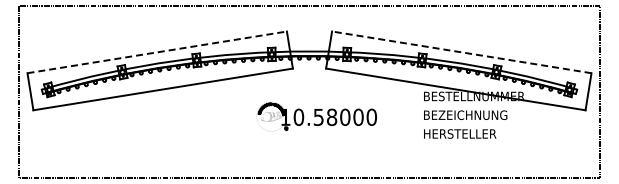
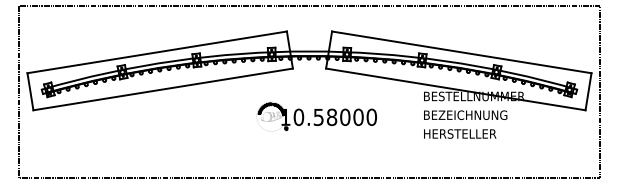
line: dashed -> solid (157, 52)
line: dashed -> solid (461, 52)
